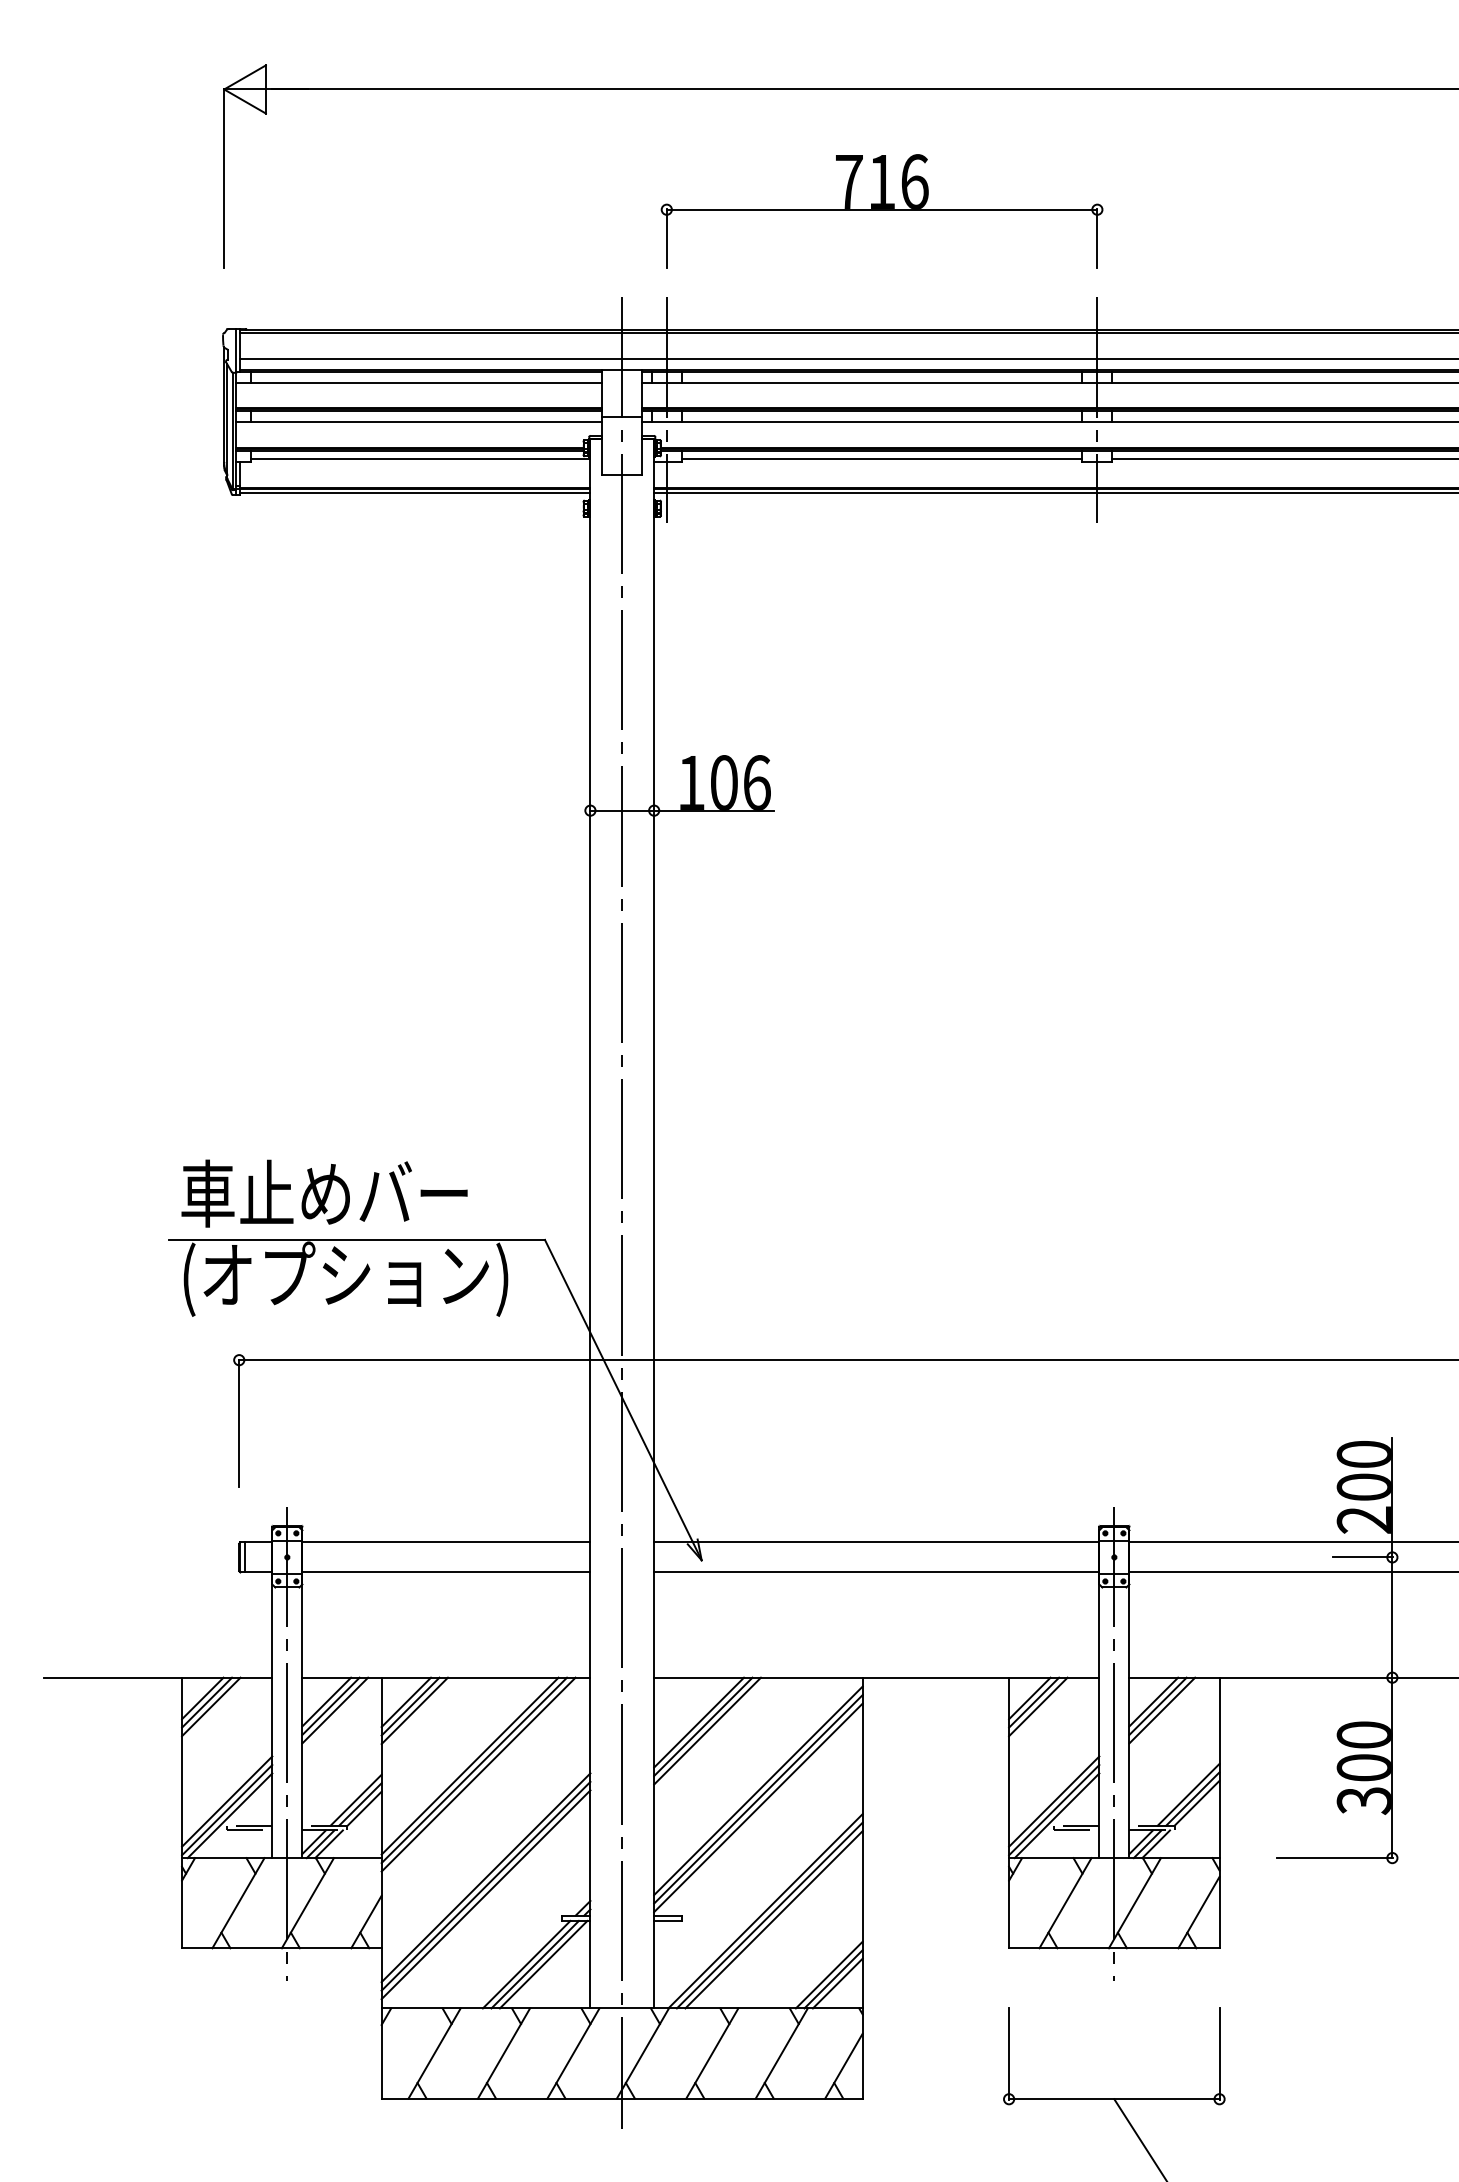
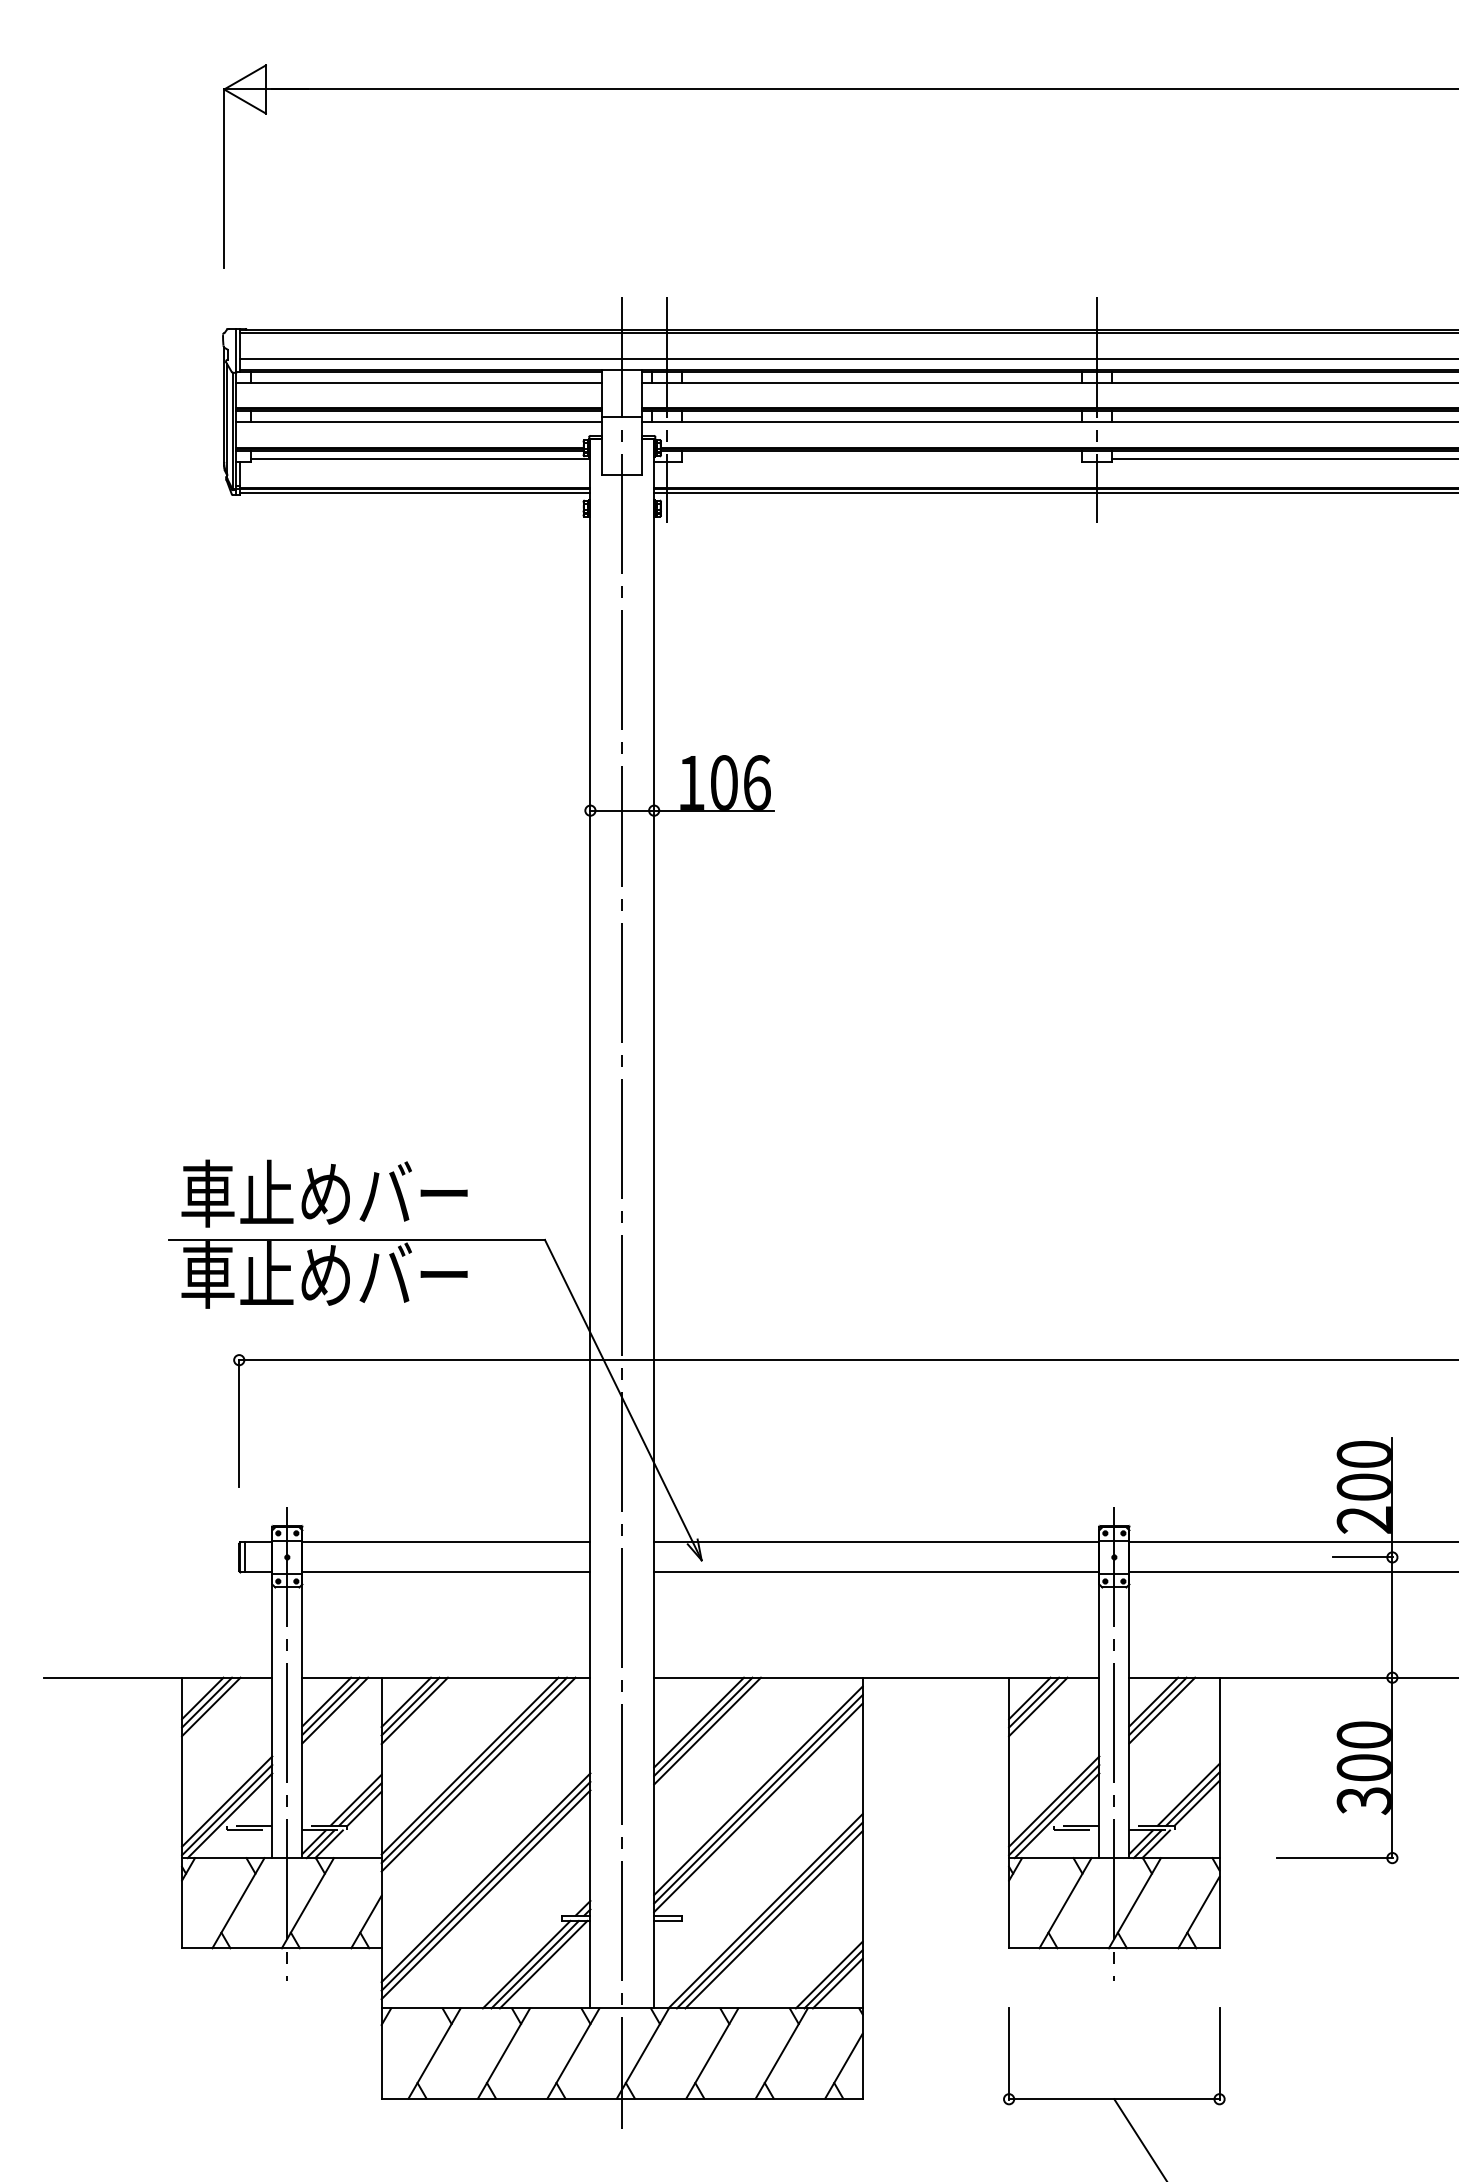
part: present -> none (881, 211)
line: present -> none (881, 459)
text: (オプション) -> 車止めバー (344, 1278)
